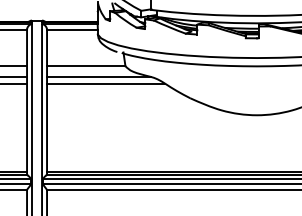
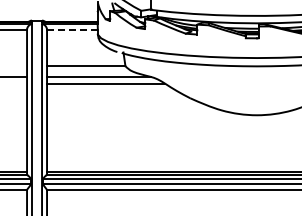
line: solid -> dashed (71, 29)
line: present -> none (14, 66)
line: present -> none (14, 83)
